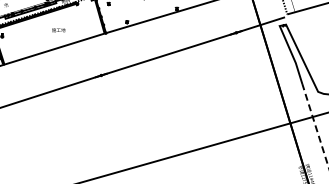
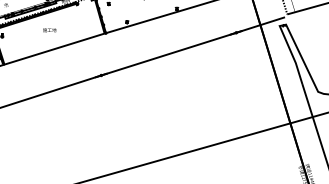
text position: (58, 30) -> (49, 30) (49, 30)
line: dashed -> solid (315, 125)
